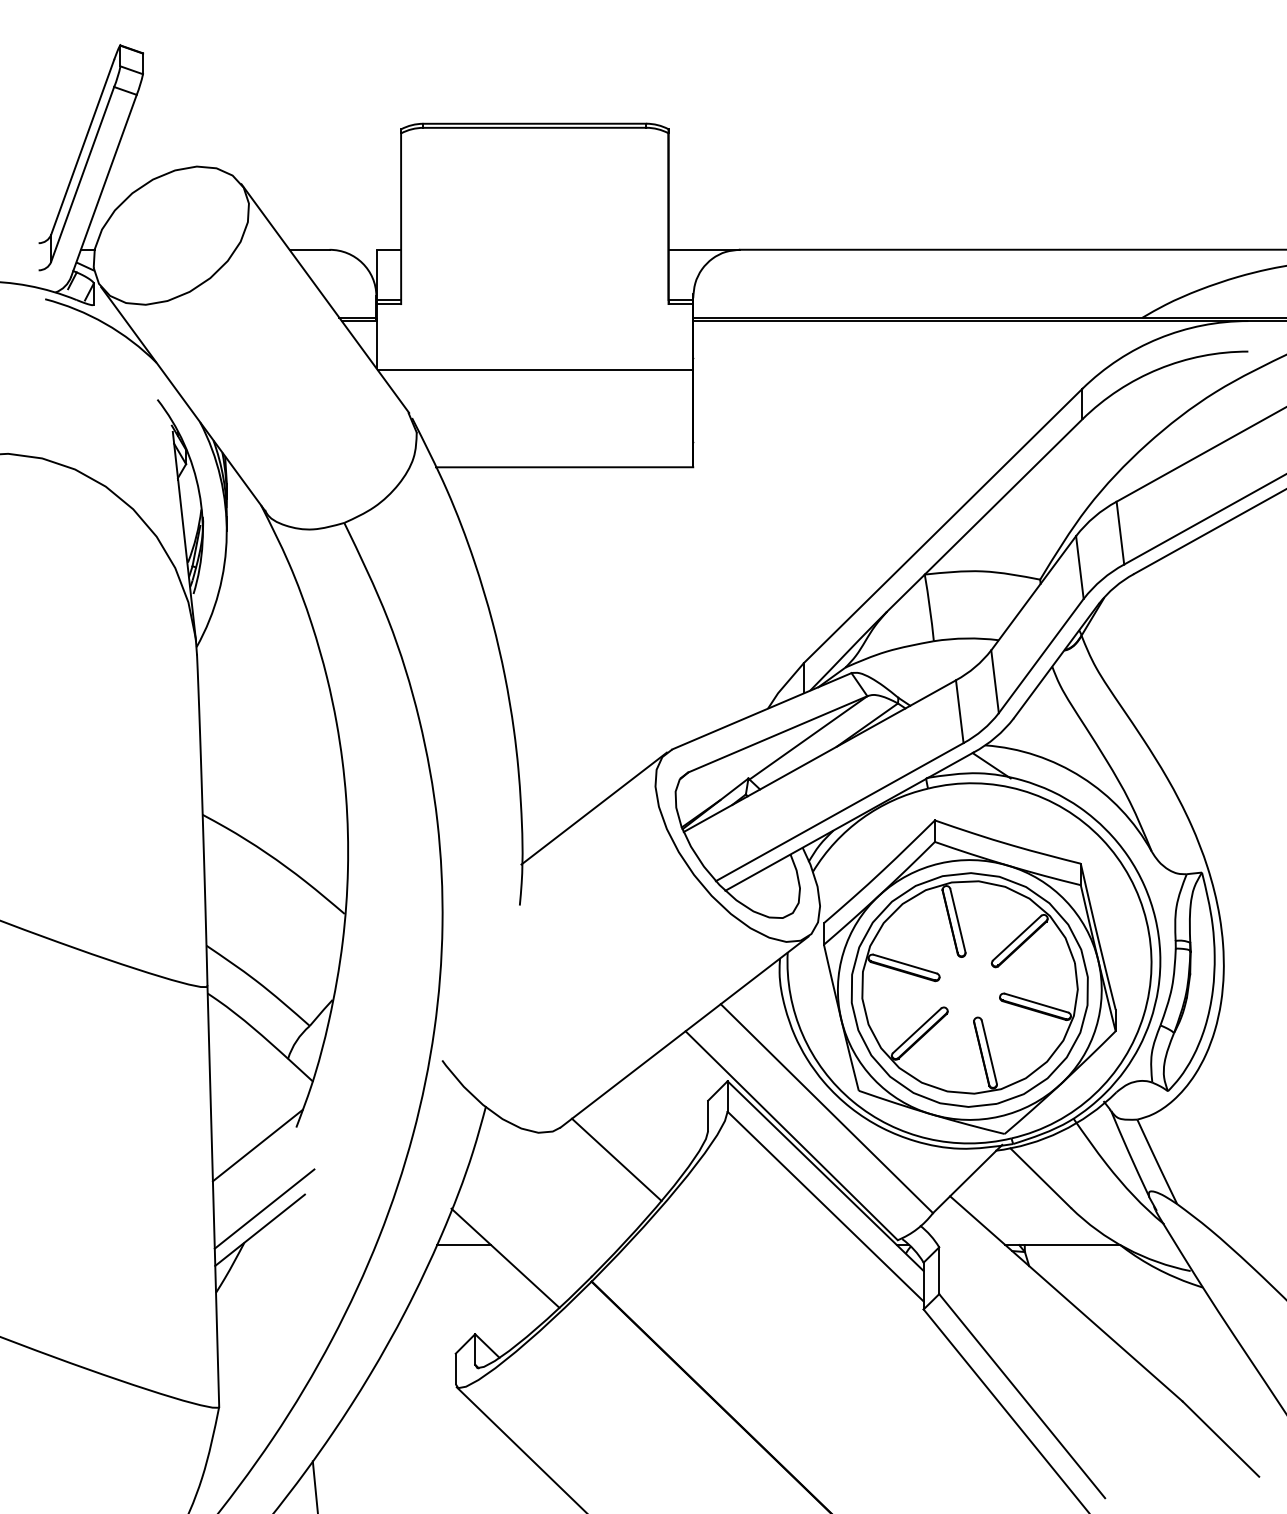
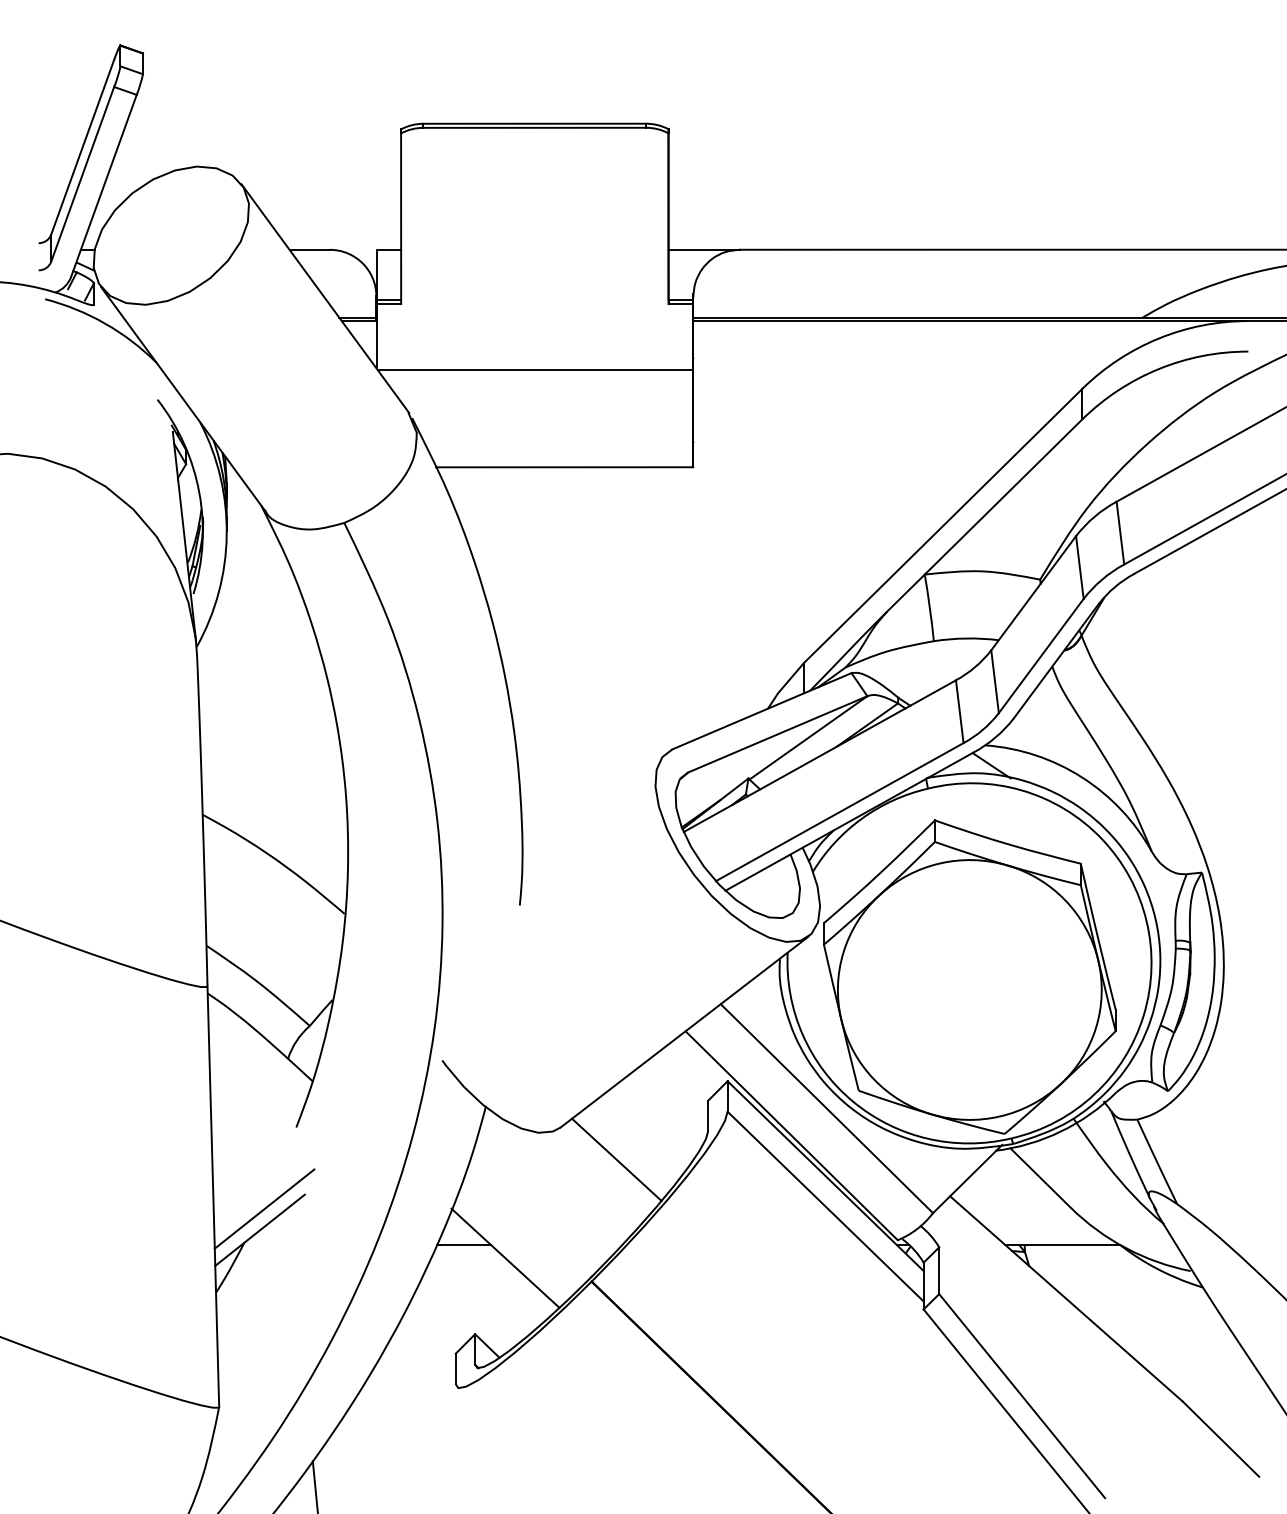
line: present -> none (593, 808)
part: present -> none (969, 989)
line: present -> none (257, 1145)
line: present -> none (520, 1448)
